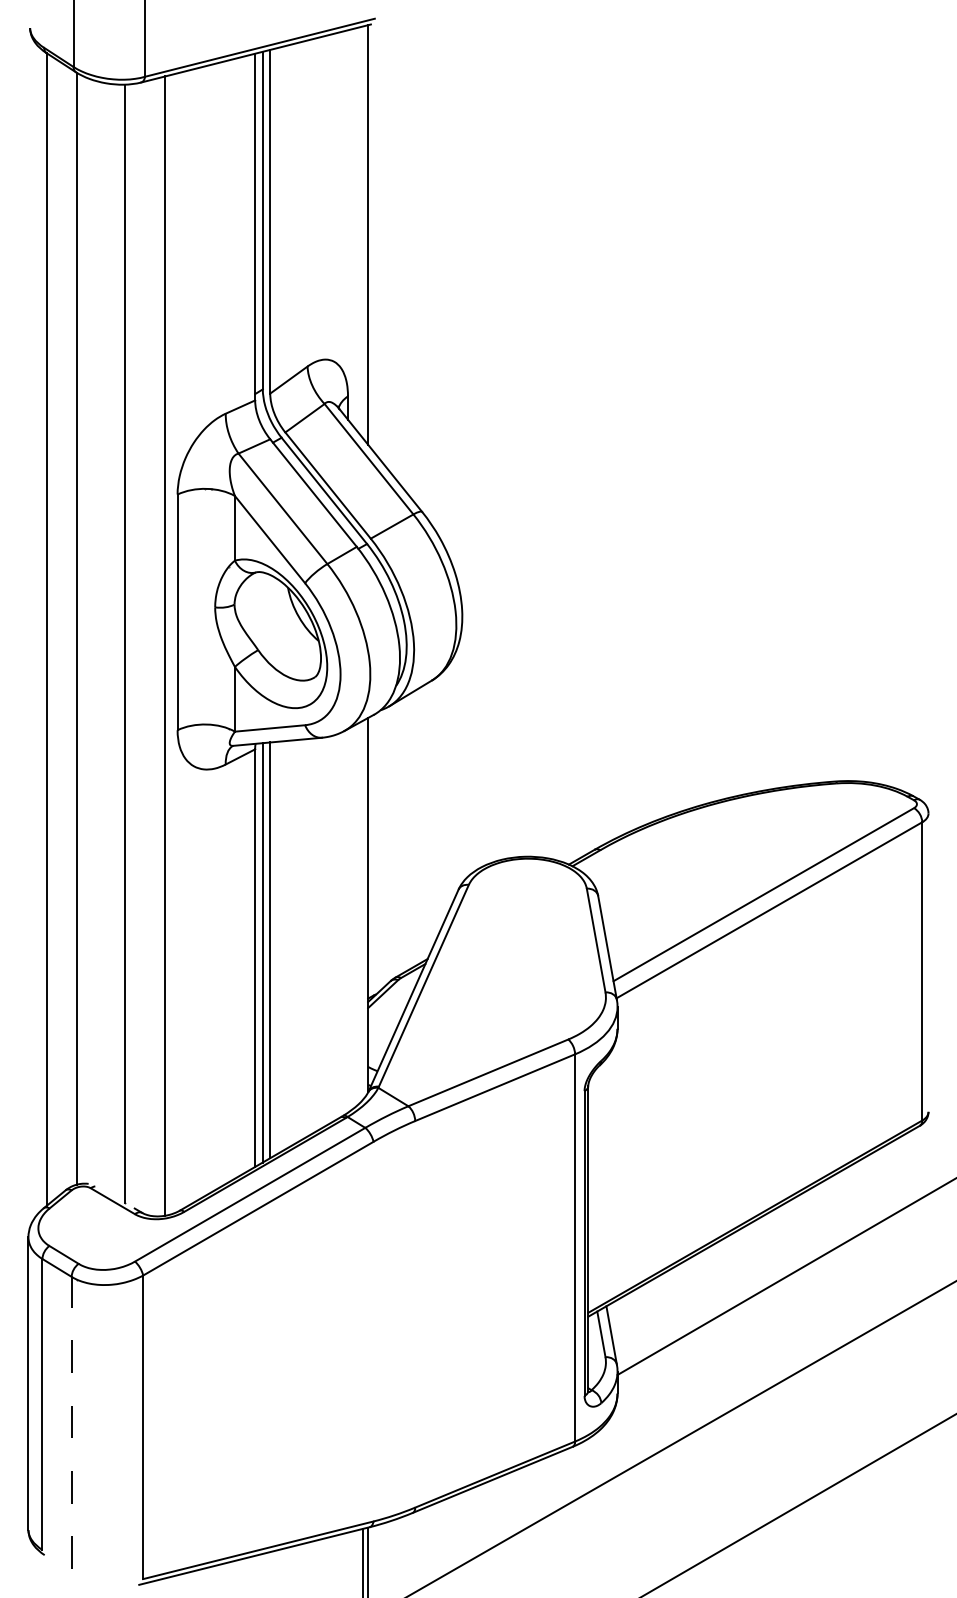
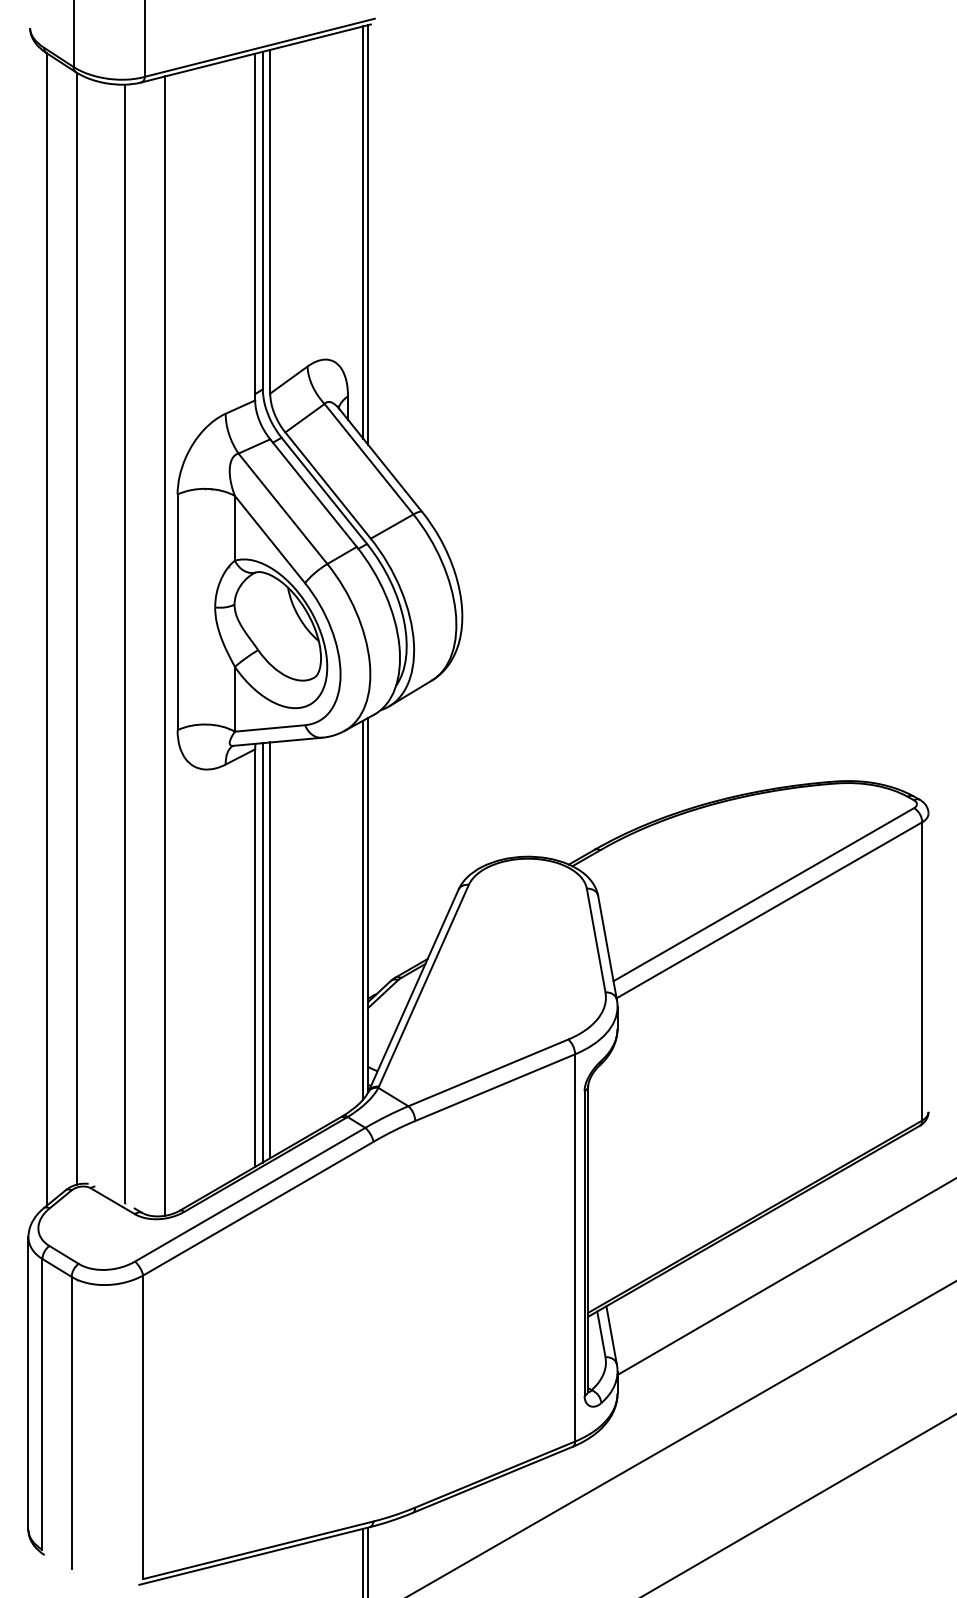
line: none -> present (363, 232)
line: none -> present (363, 909)
line: dashed -> solid (71, 1422)
